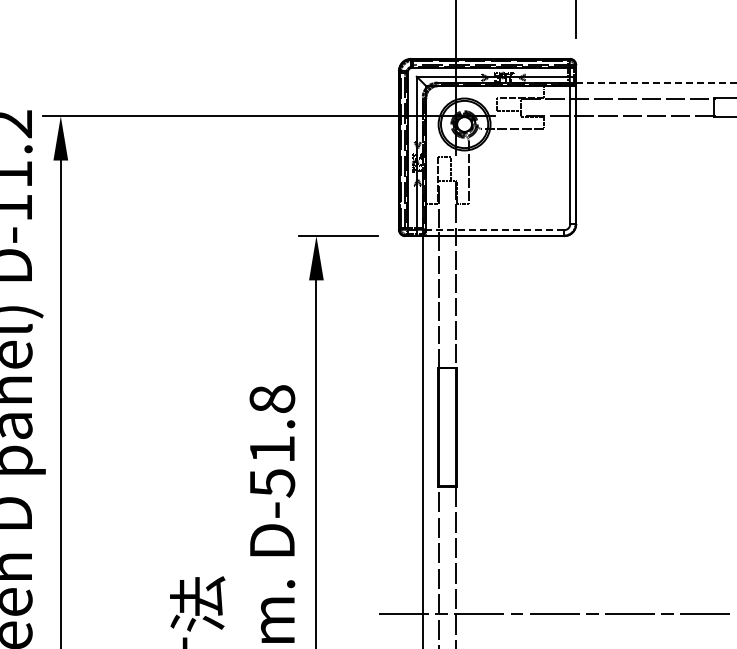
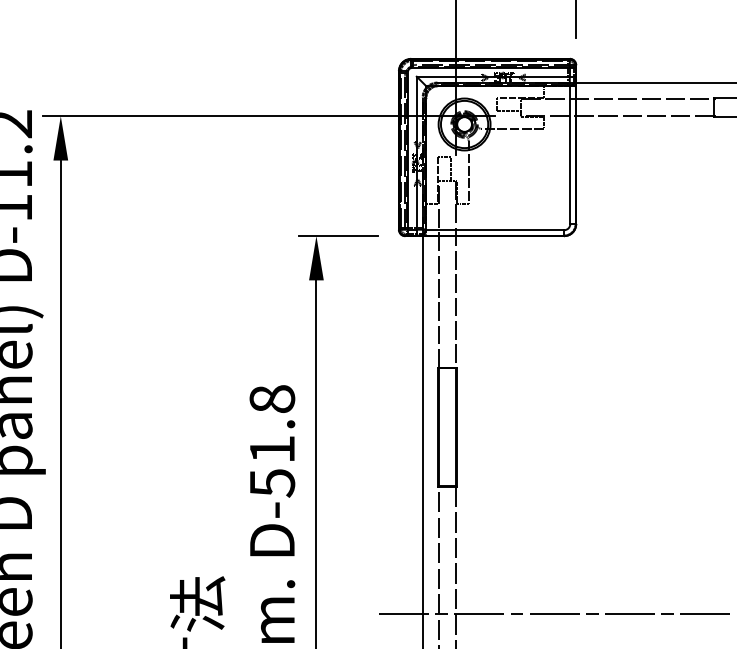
line: dashed -> solid (656, 83)
line: dashed -> solid (494, 230)
